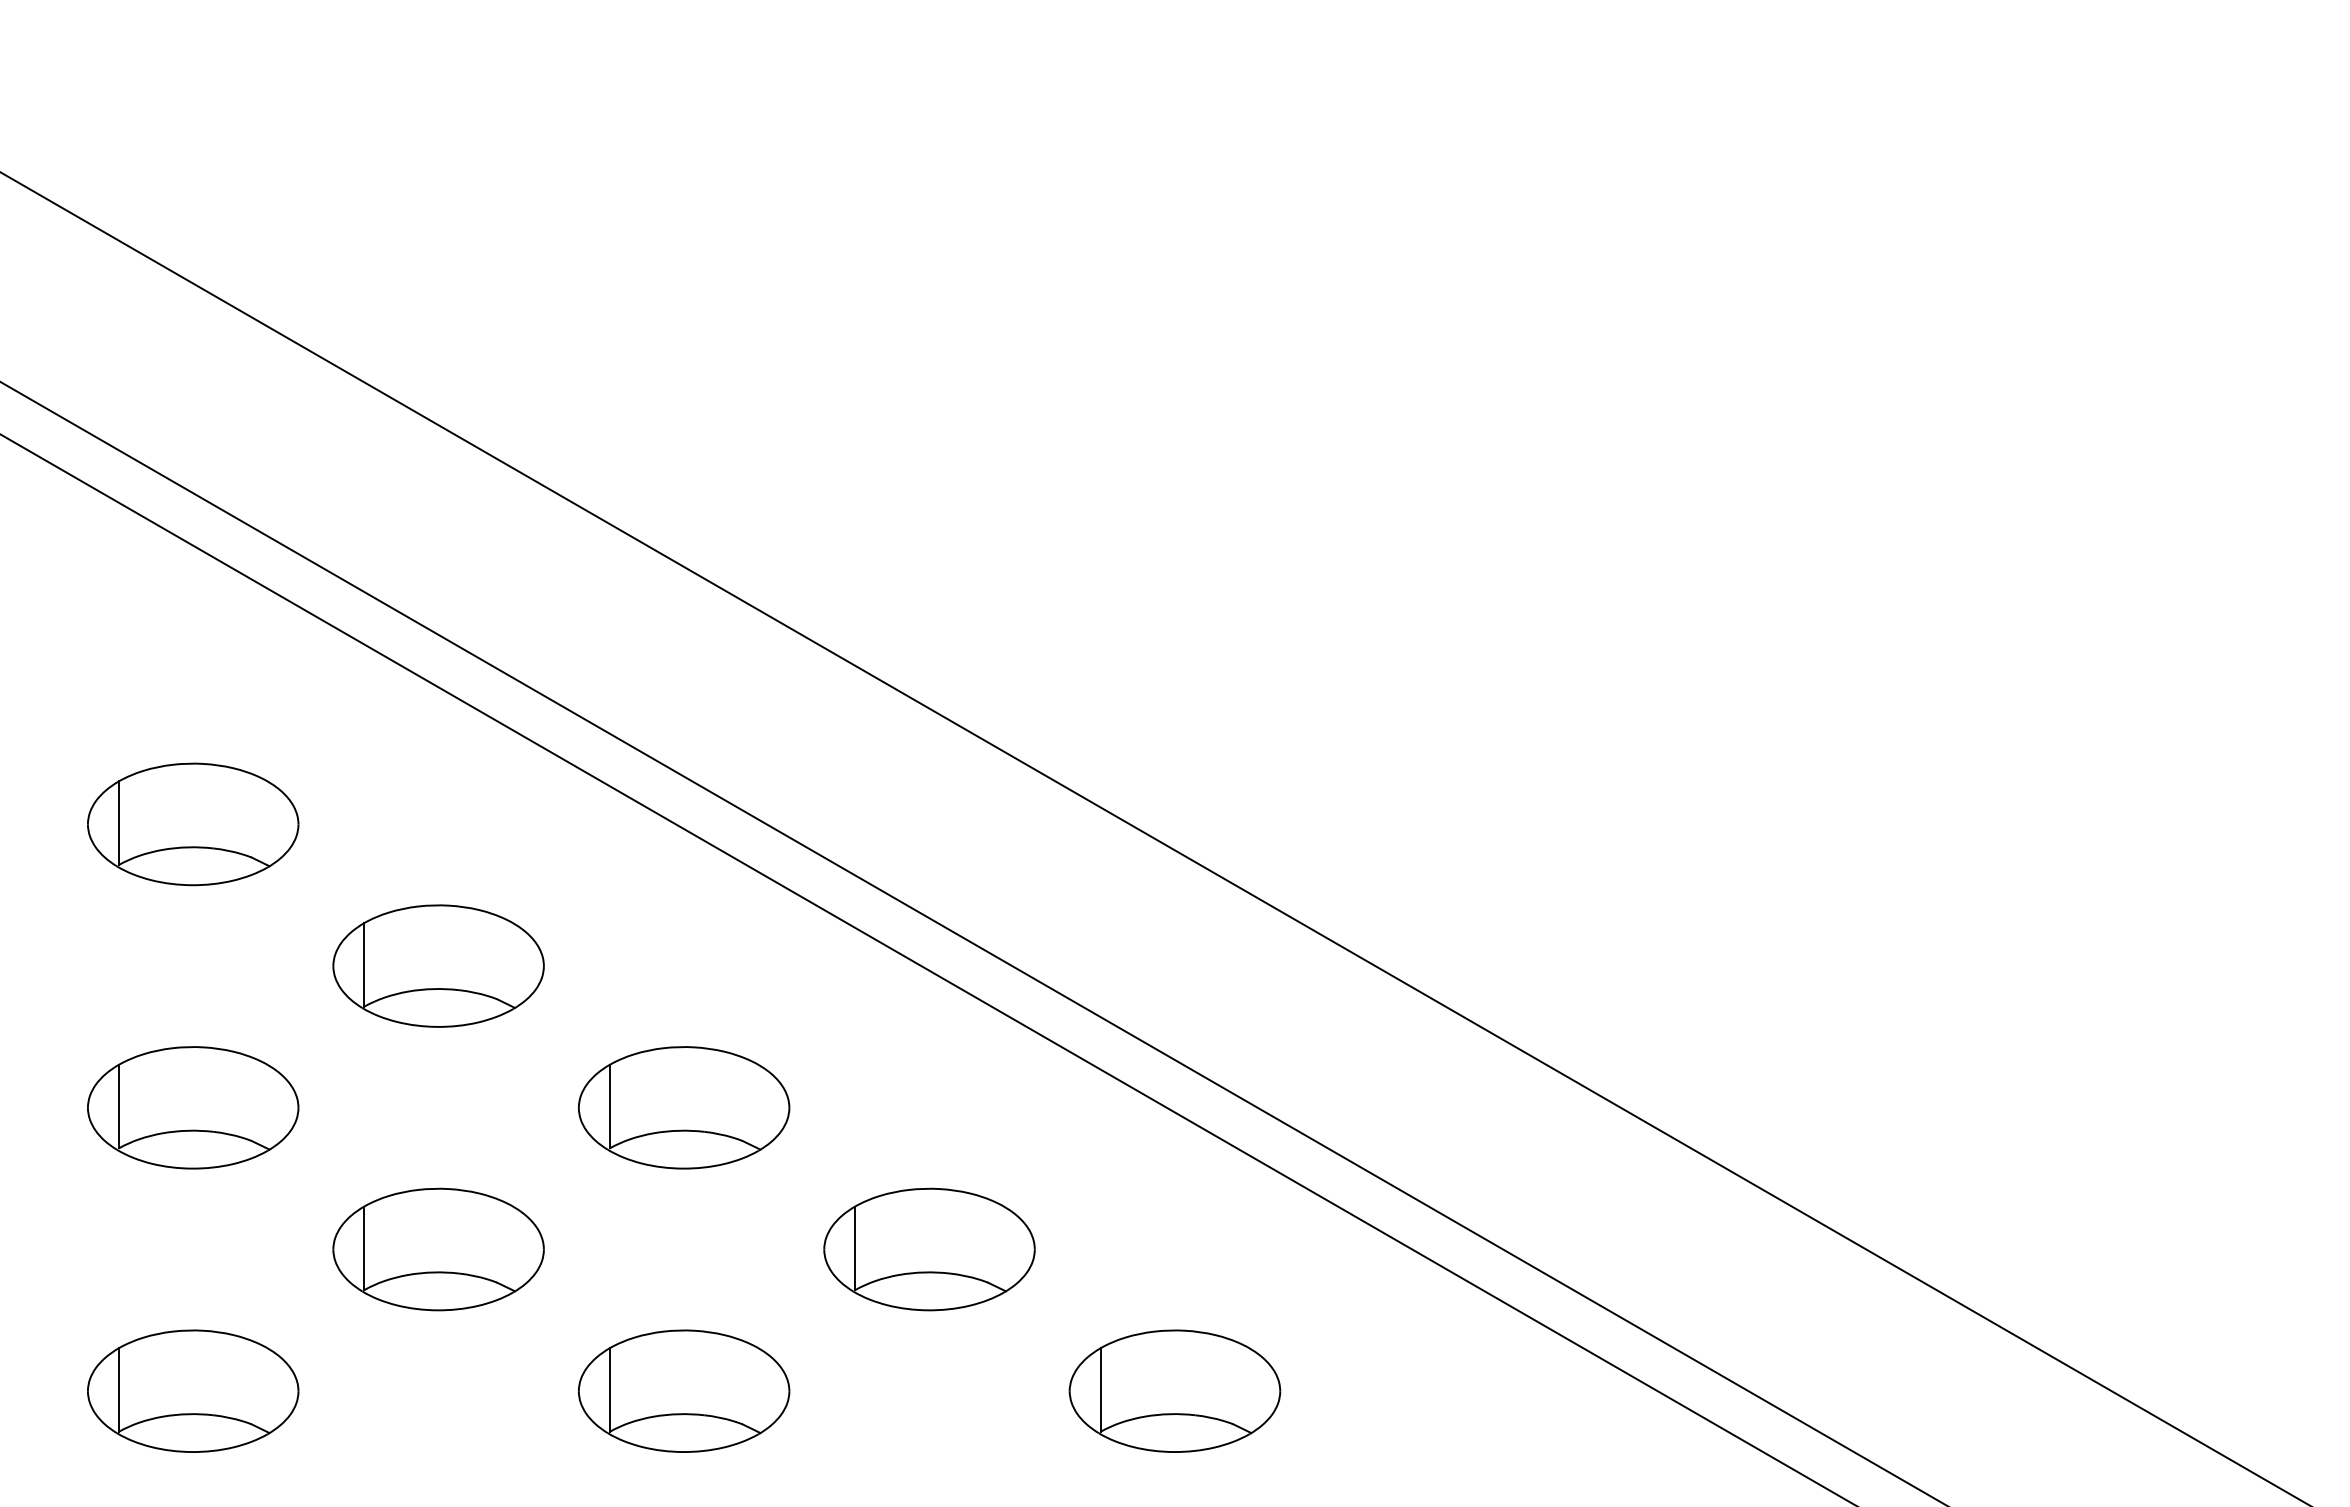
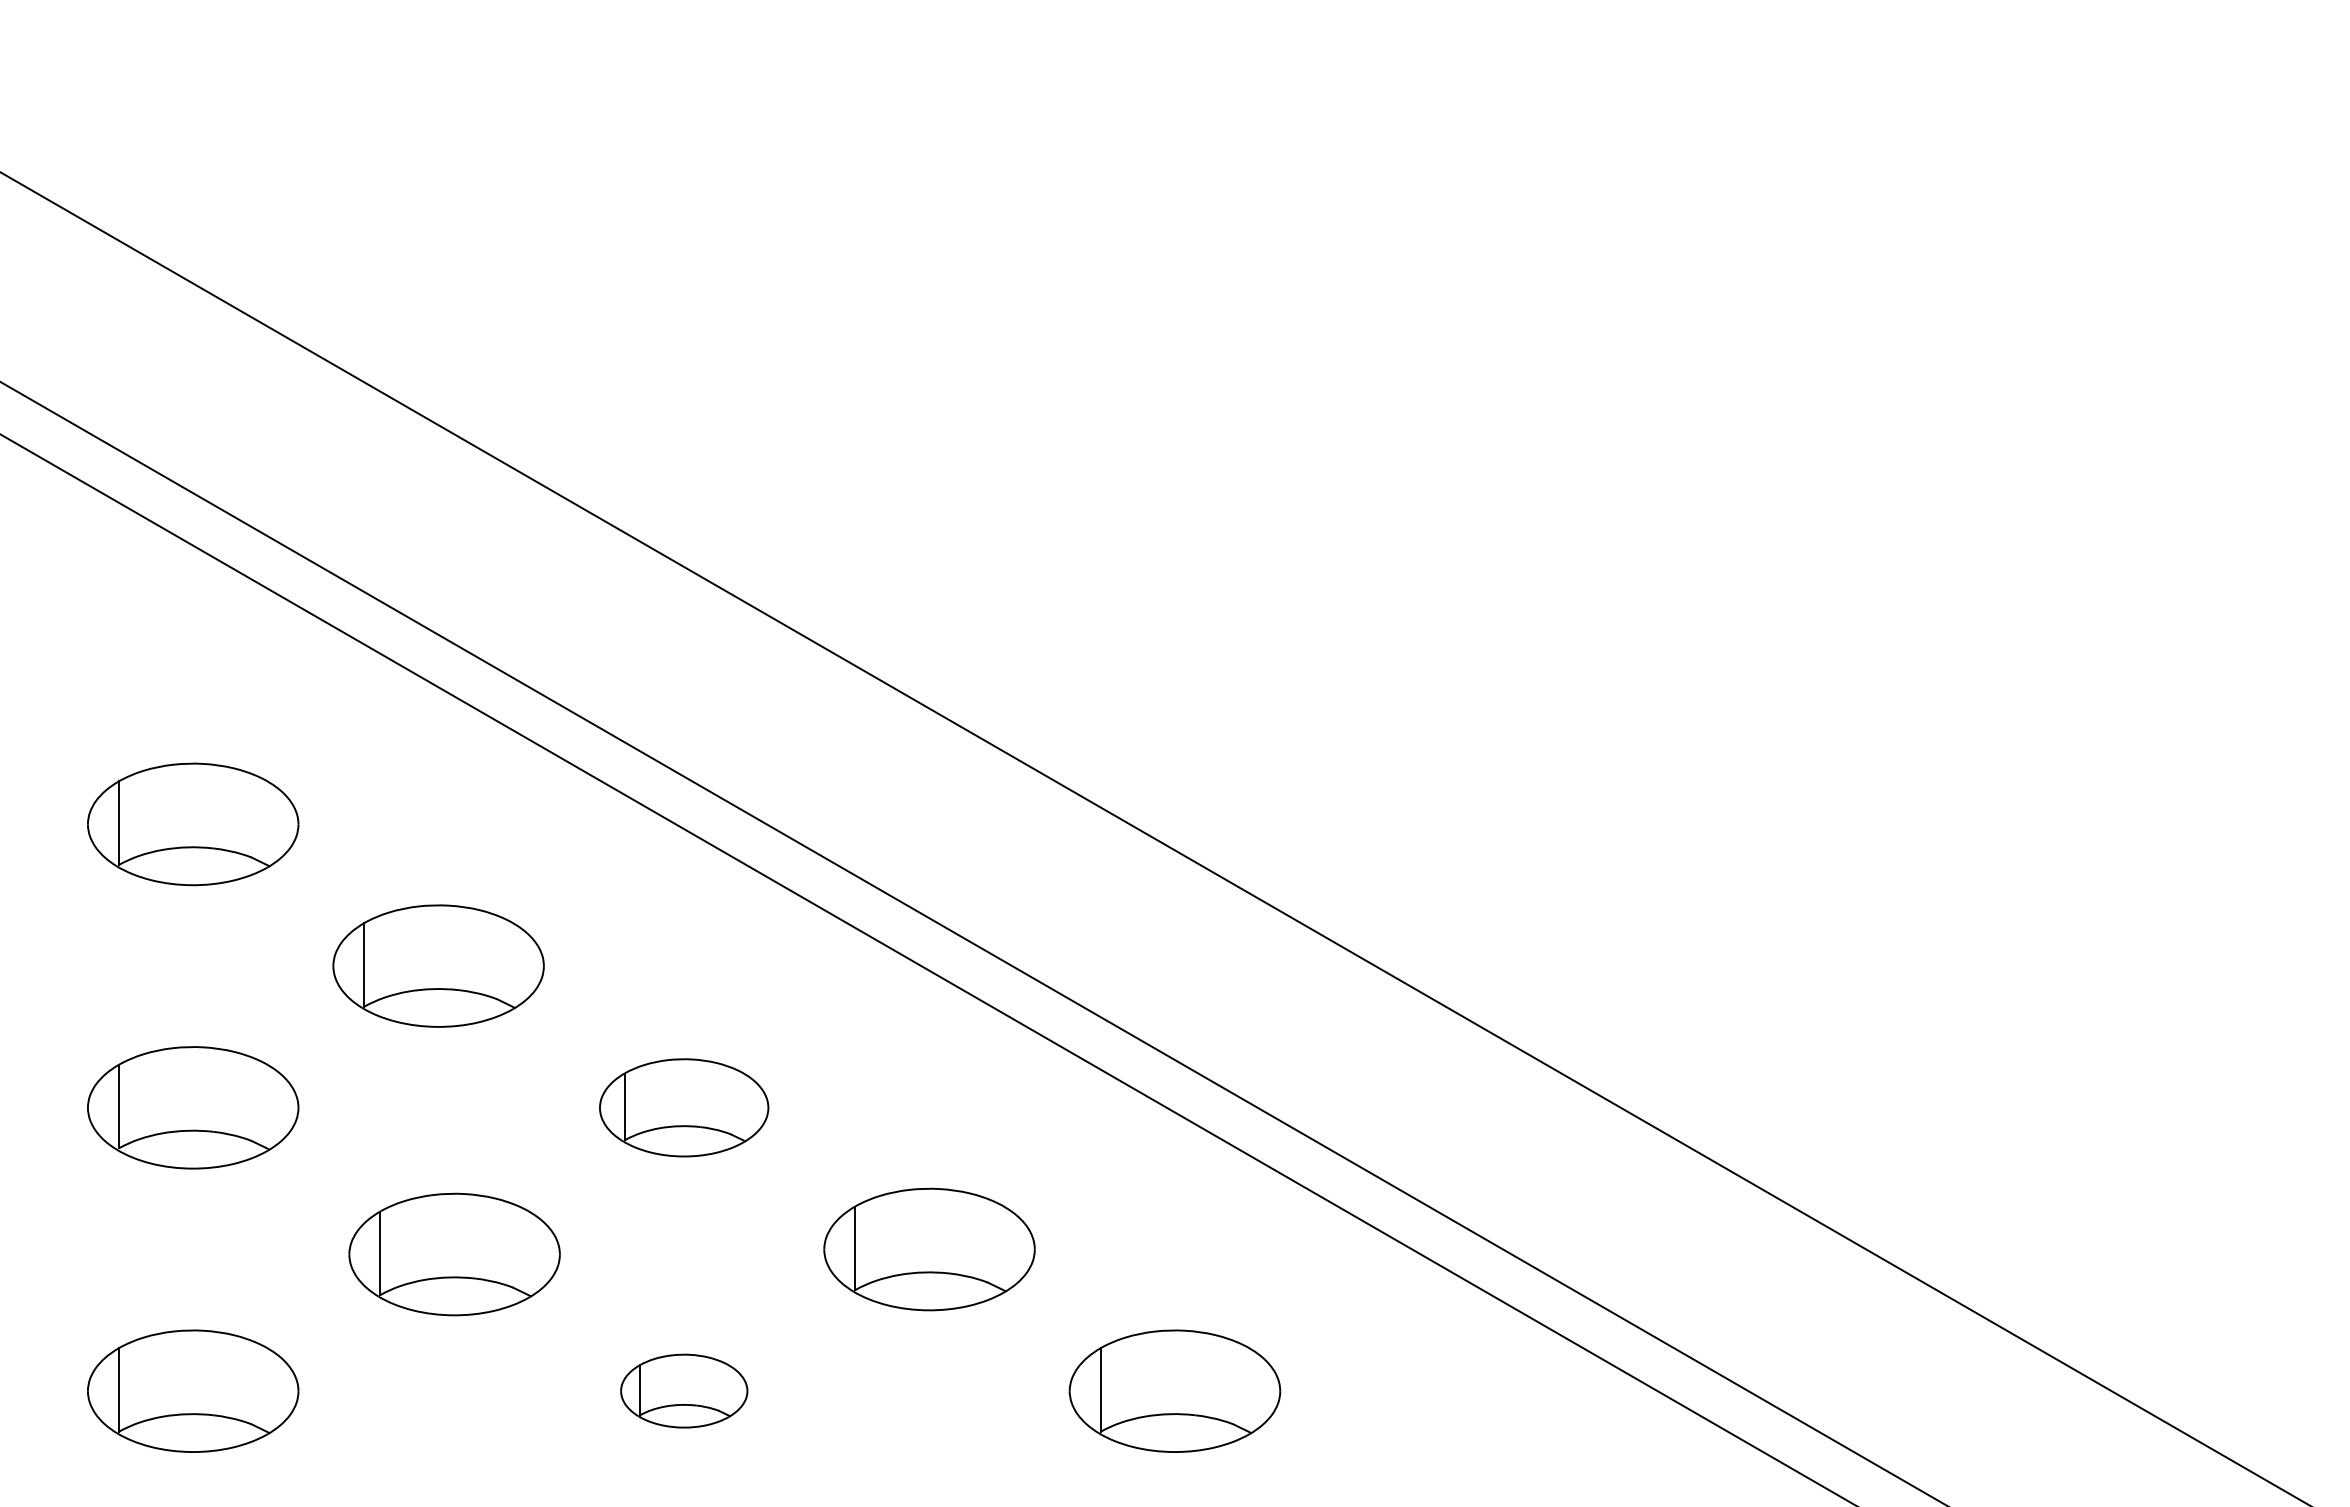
part size: 213x124 px -> 171x100 px (684, 1107)
part position: (438, 1249) -> (454, 1254) (454, 1254)
part size: 213x124 px -> 129x76 px (684, 1390)
